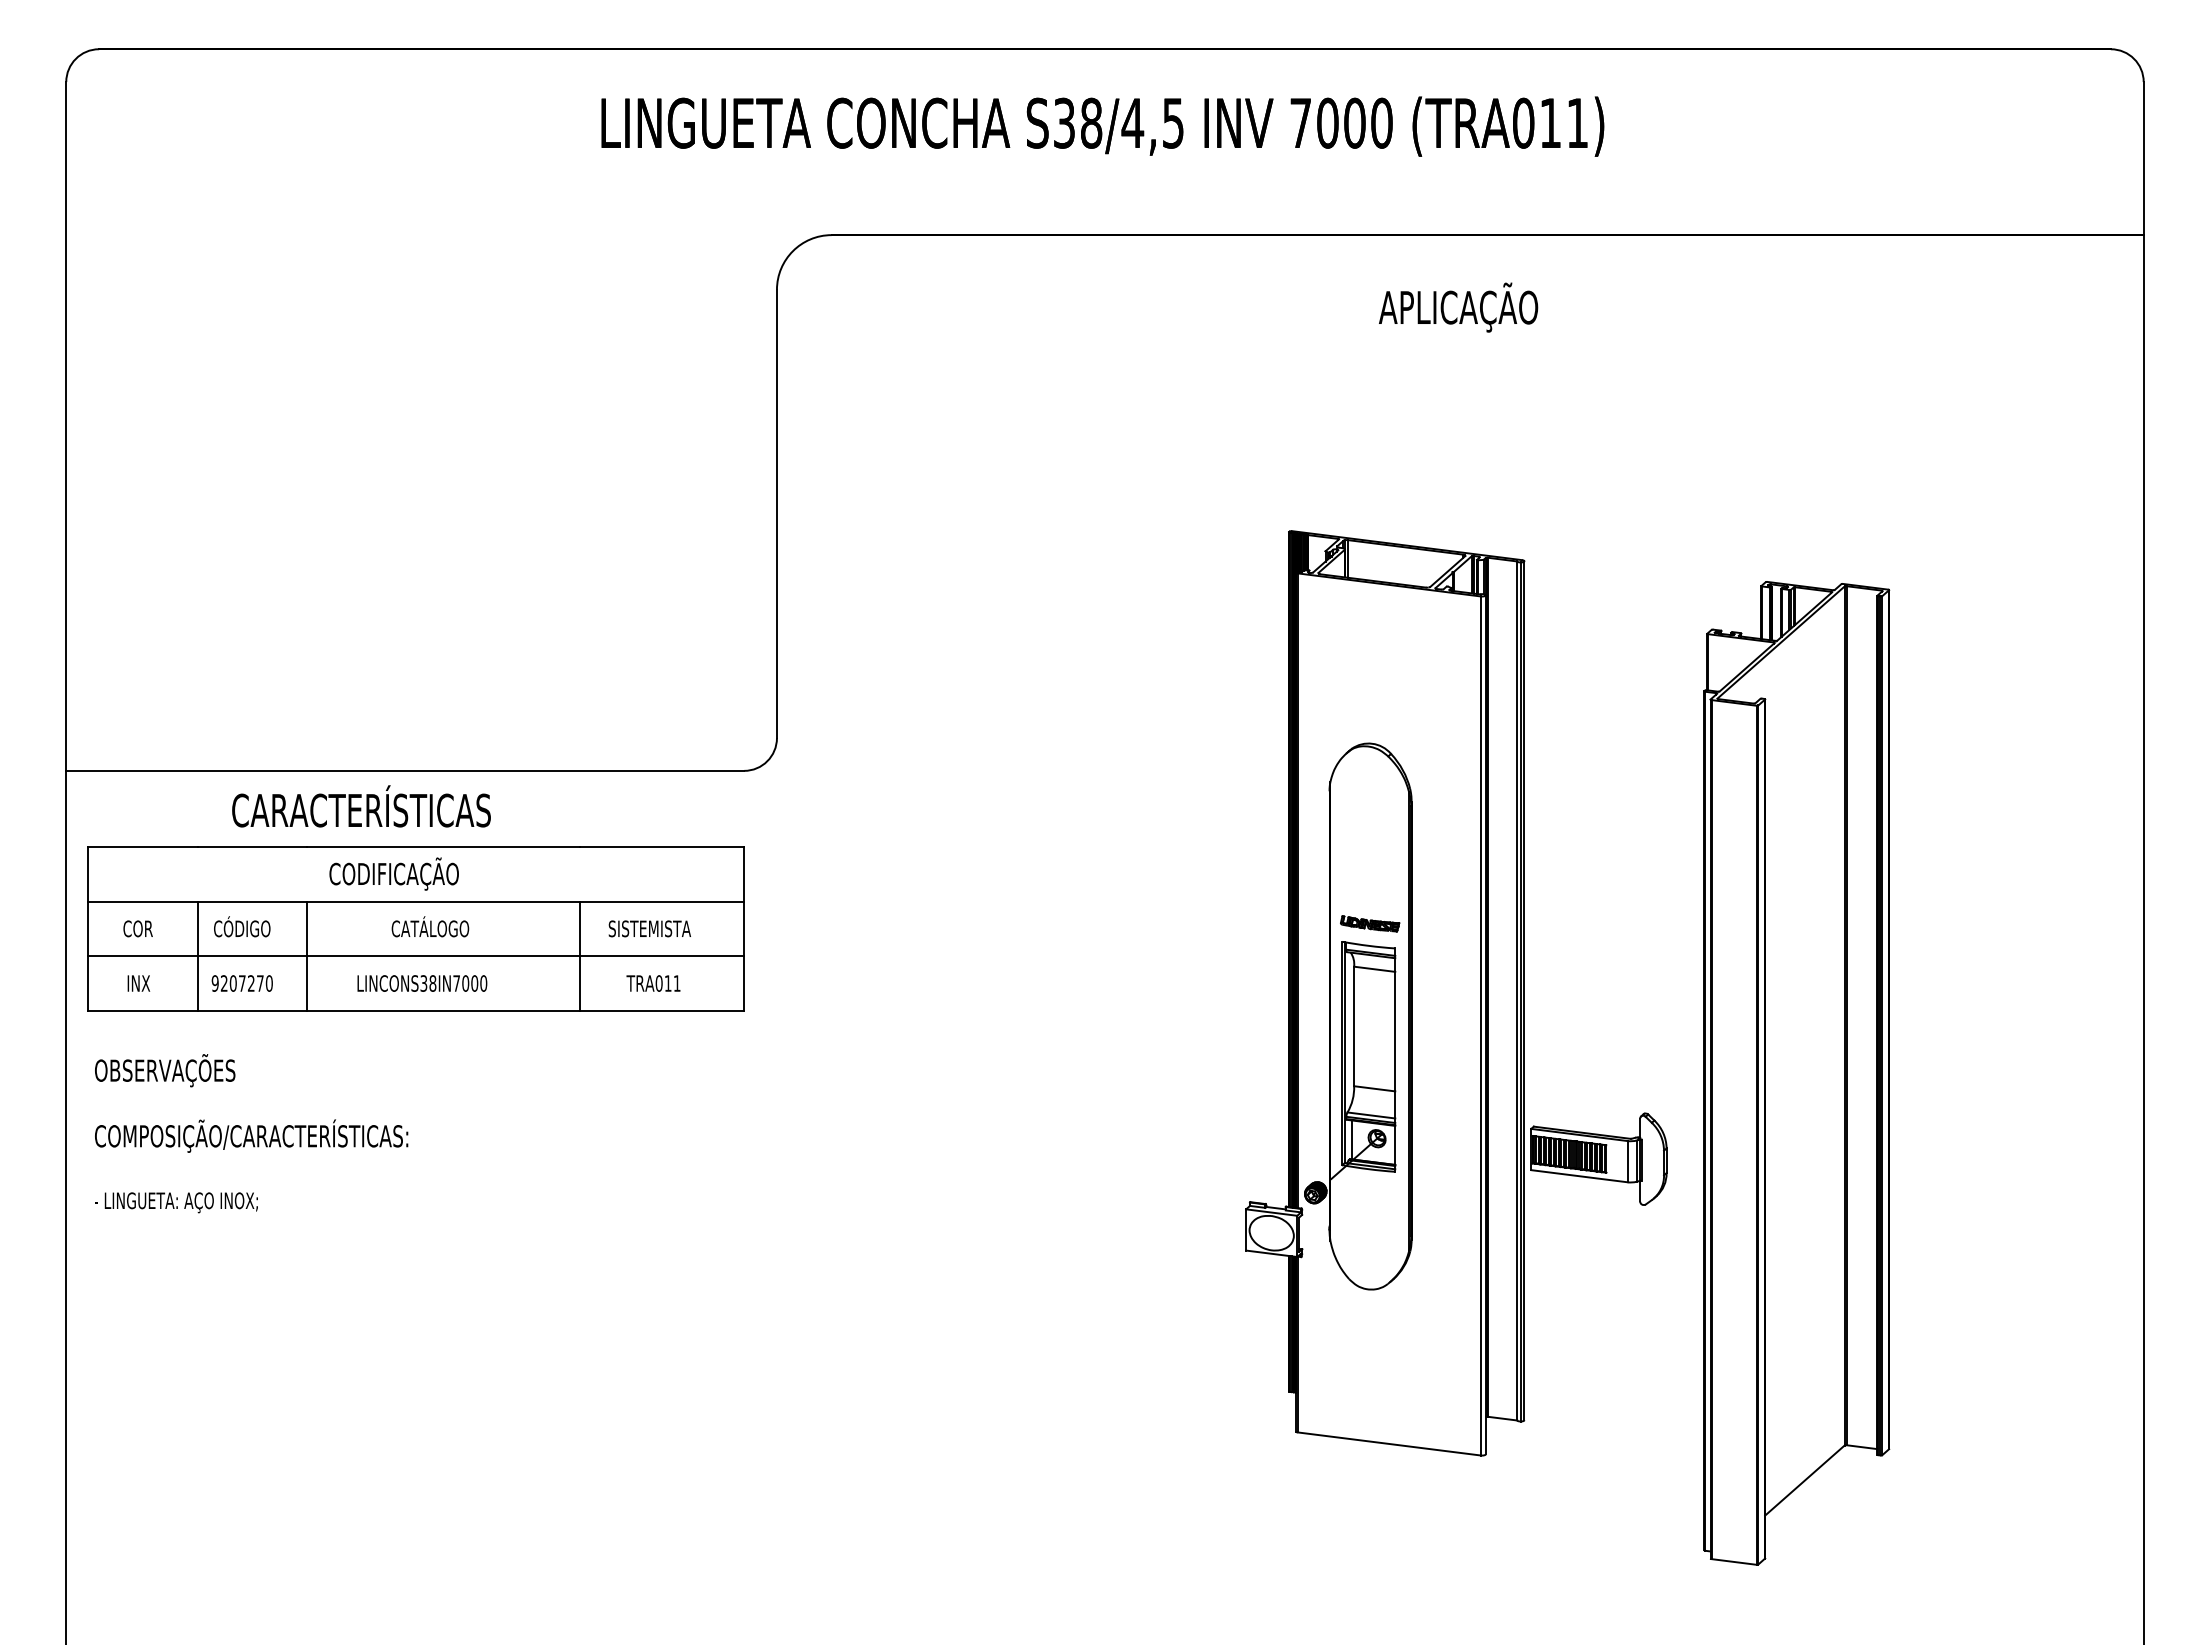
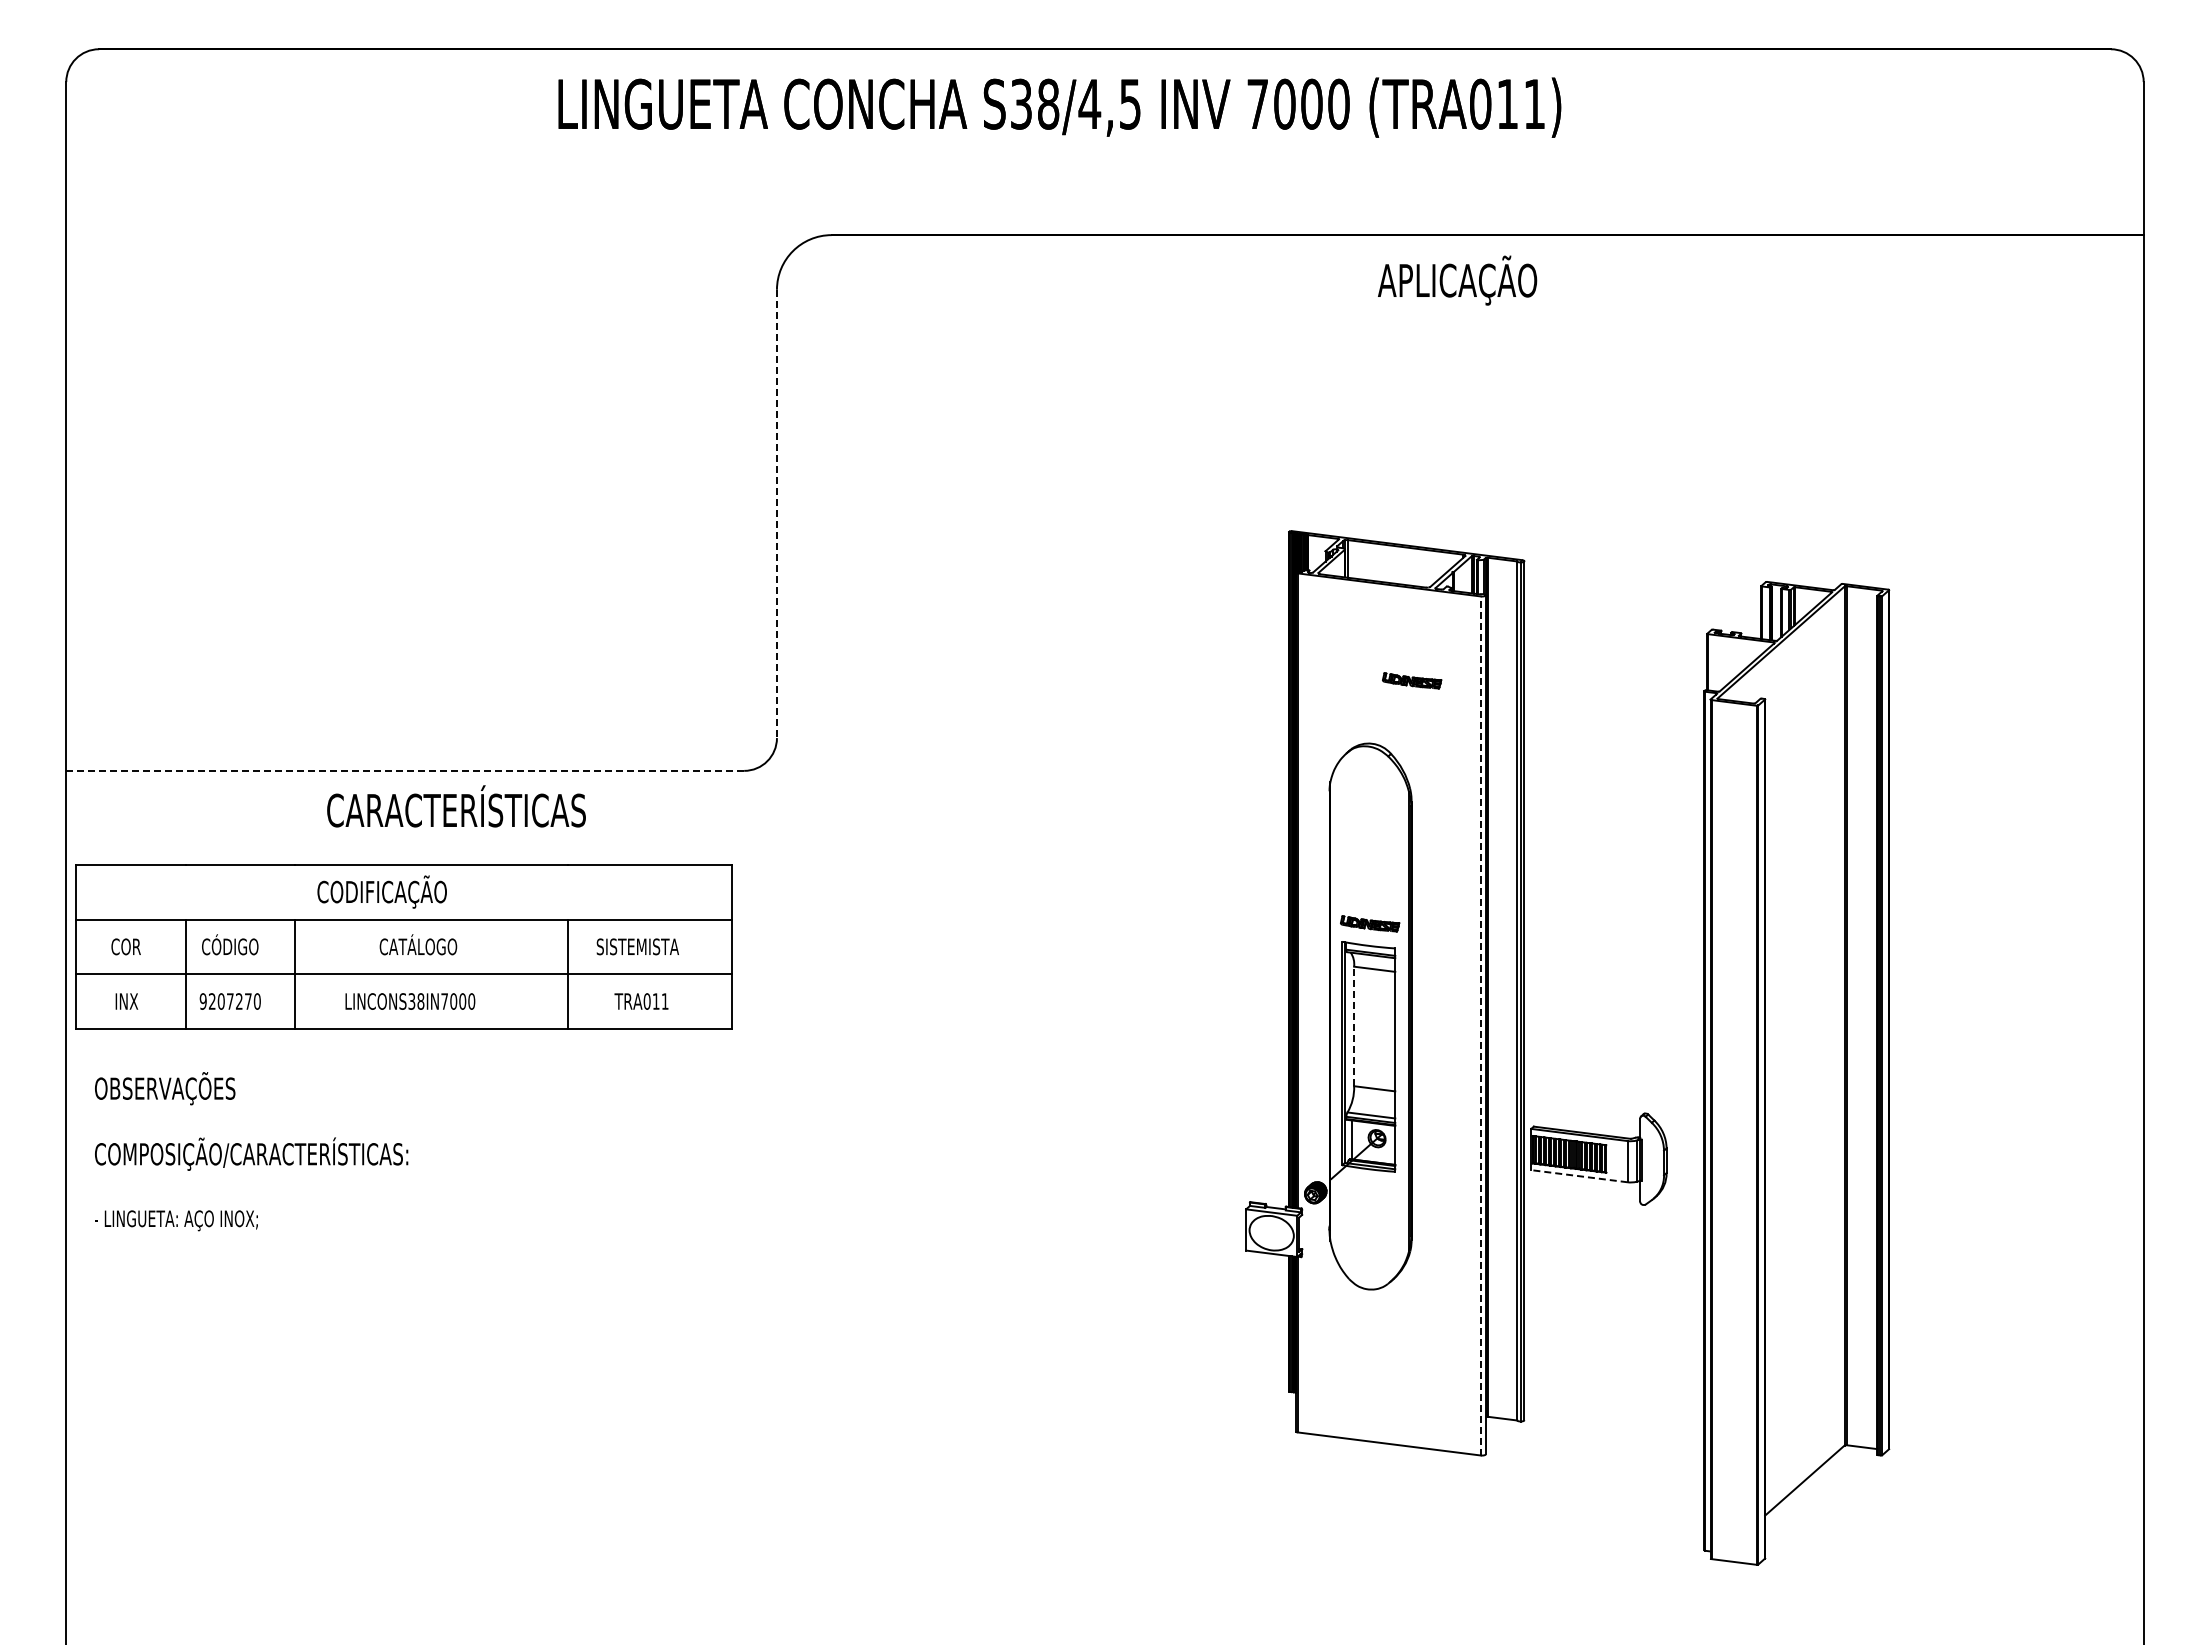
text position: (1102, 126) -> (1059, 107) (1059, 107)
text position: (1458, 307) -> (1457, 280) (1457, 280)
line: solid -> dashed (776, 514)
part: none -> present (1412, 680)
line: solid -> dashed (405, 770)
text position: (361, 806) -> (456, 806) (456, 806)
part position: (415, 928) -> (403, 946) (403, 946)
line: solid -> dashed (1480, 1025)
line: solid -> dashed (1354, 1026)
text position: (251, 1133) -> (251, 1151) (251, 1151)
line: solid -> dashed (1579, 1176)
